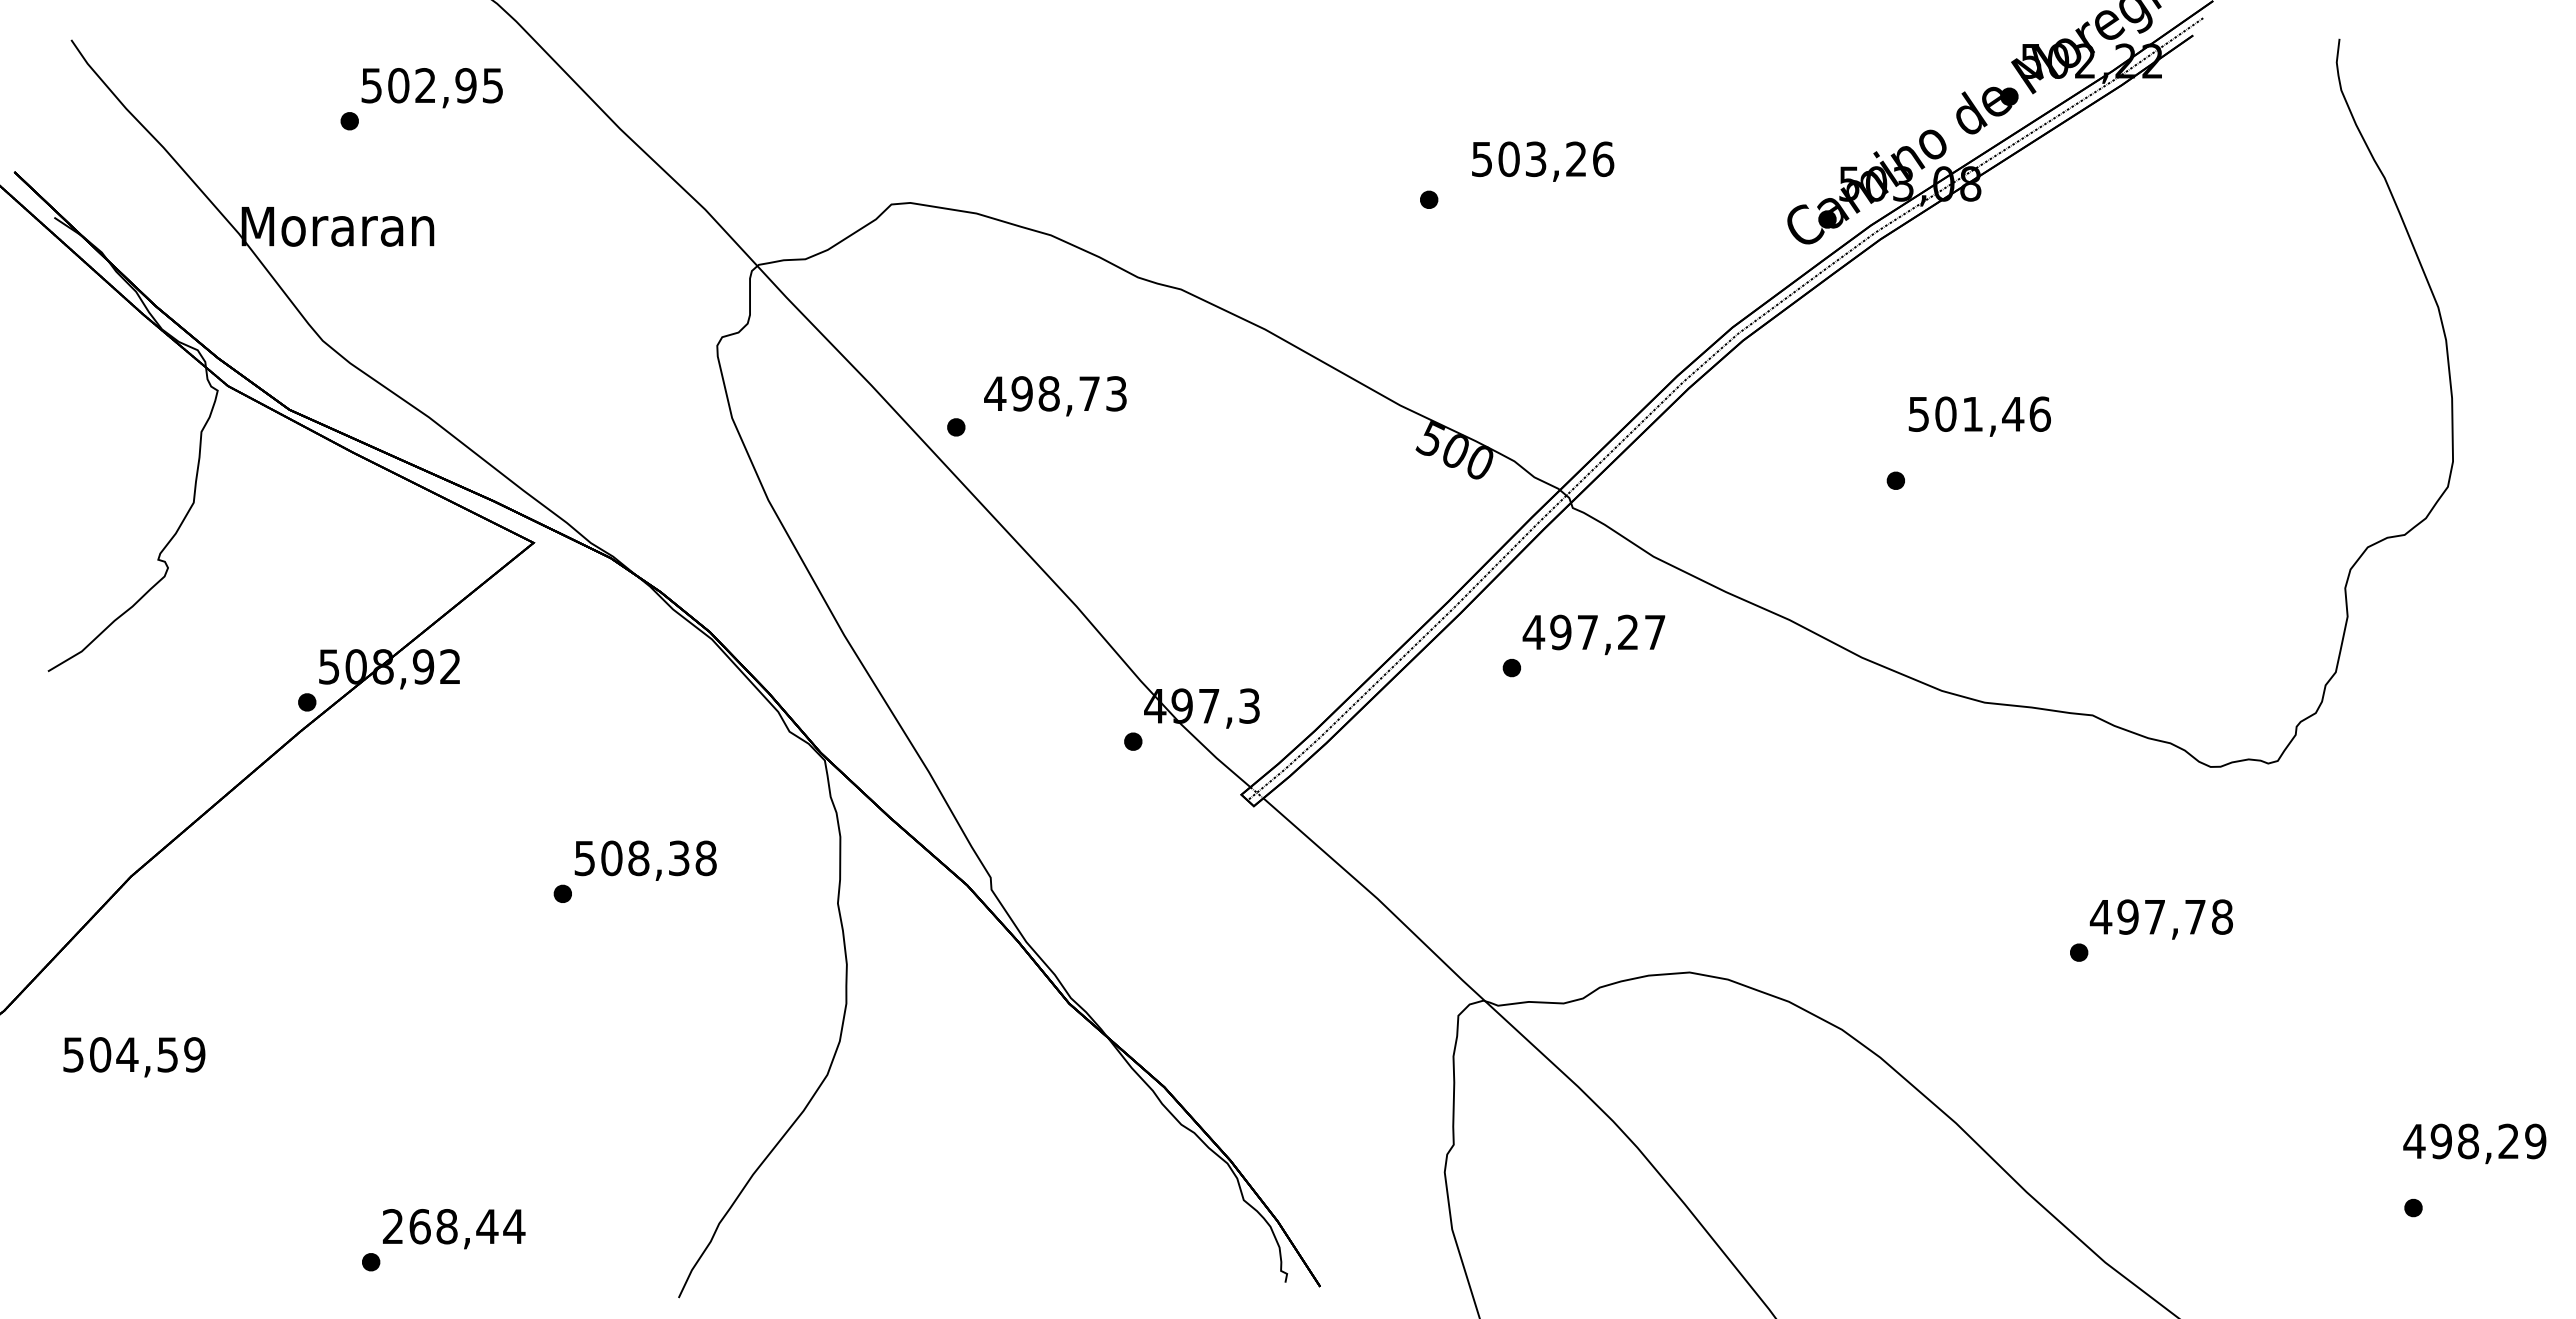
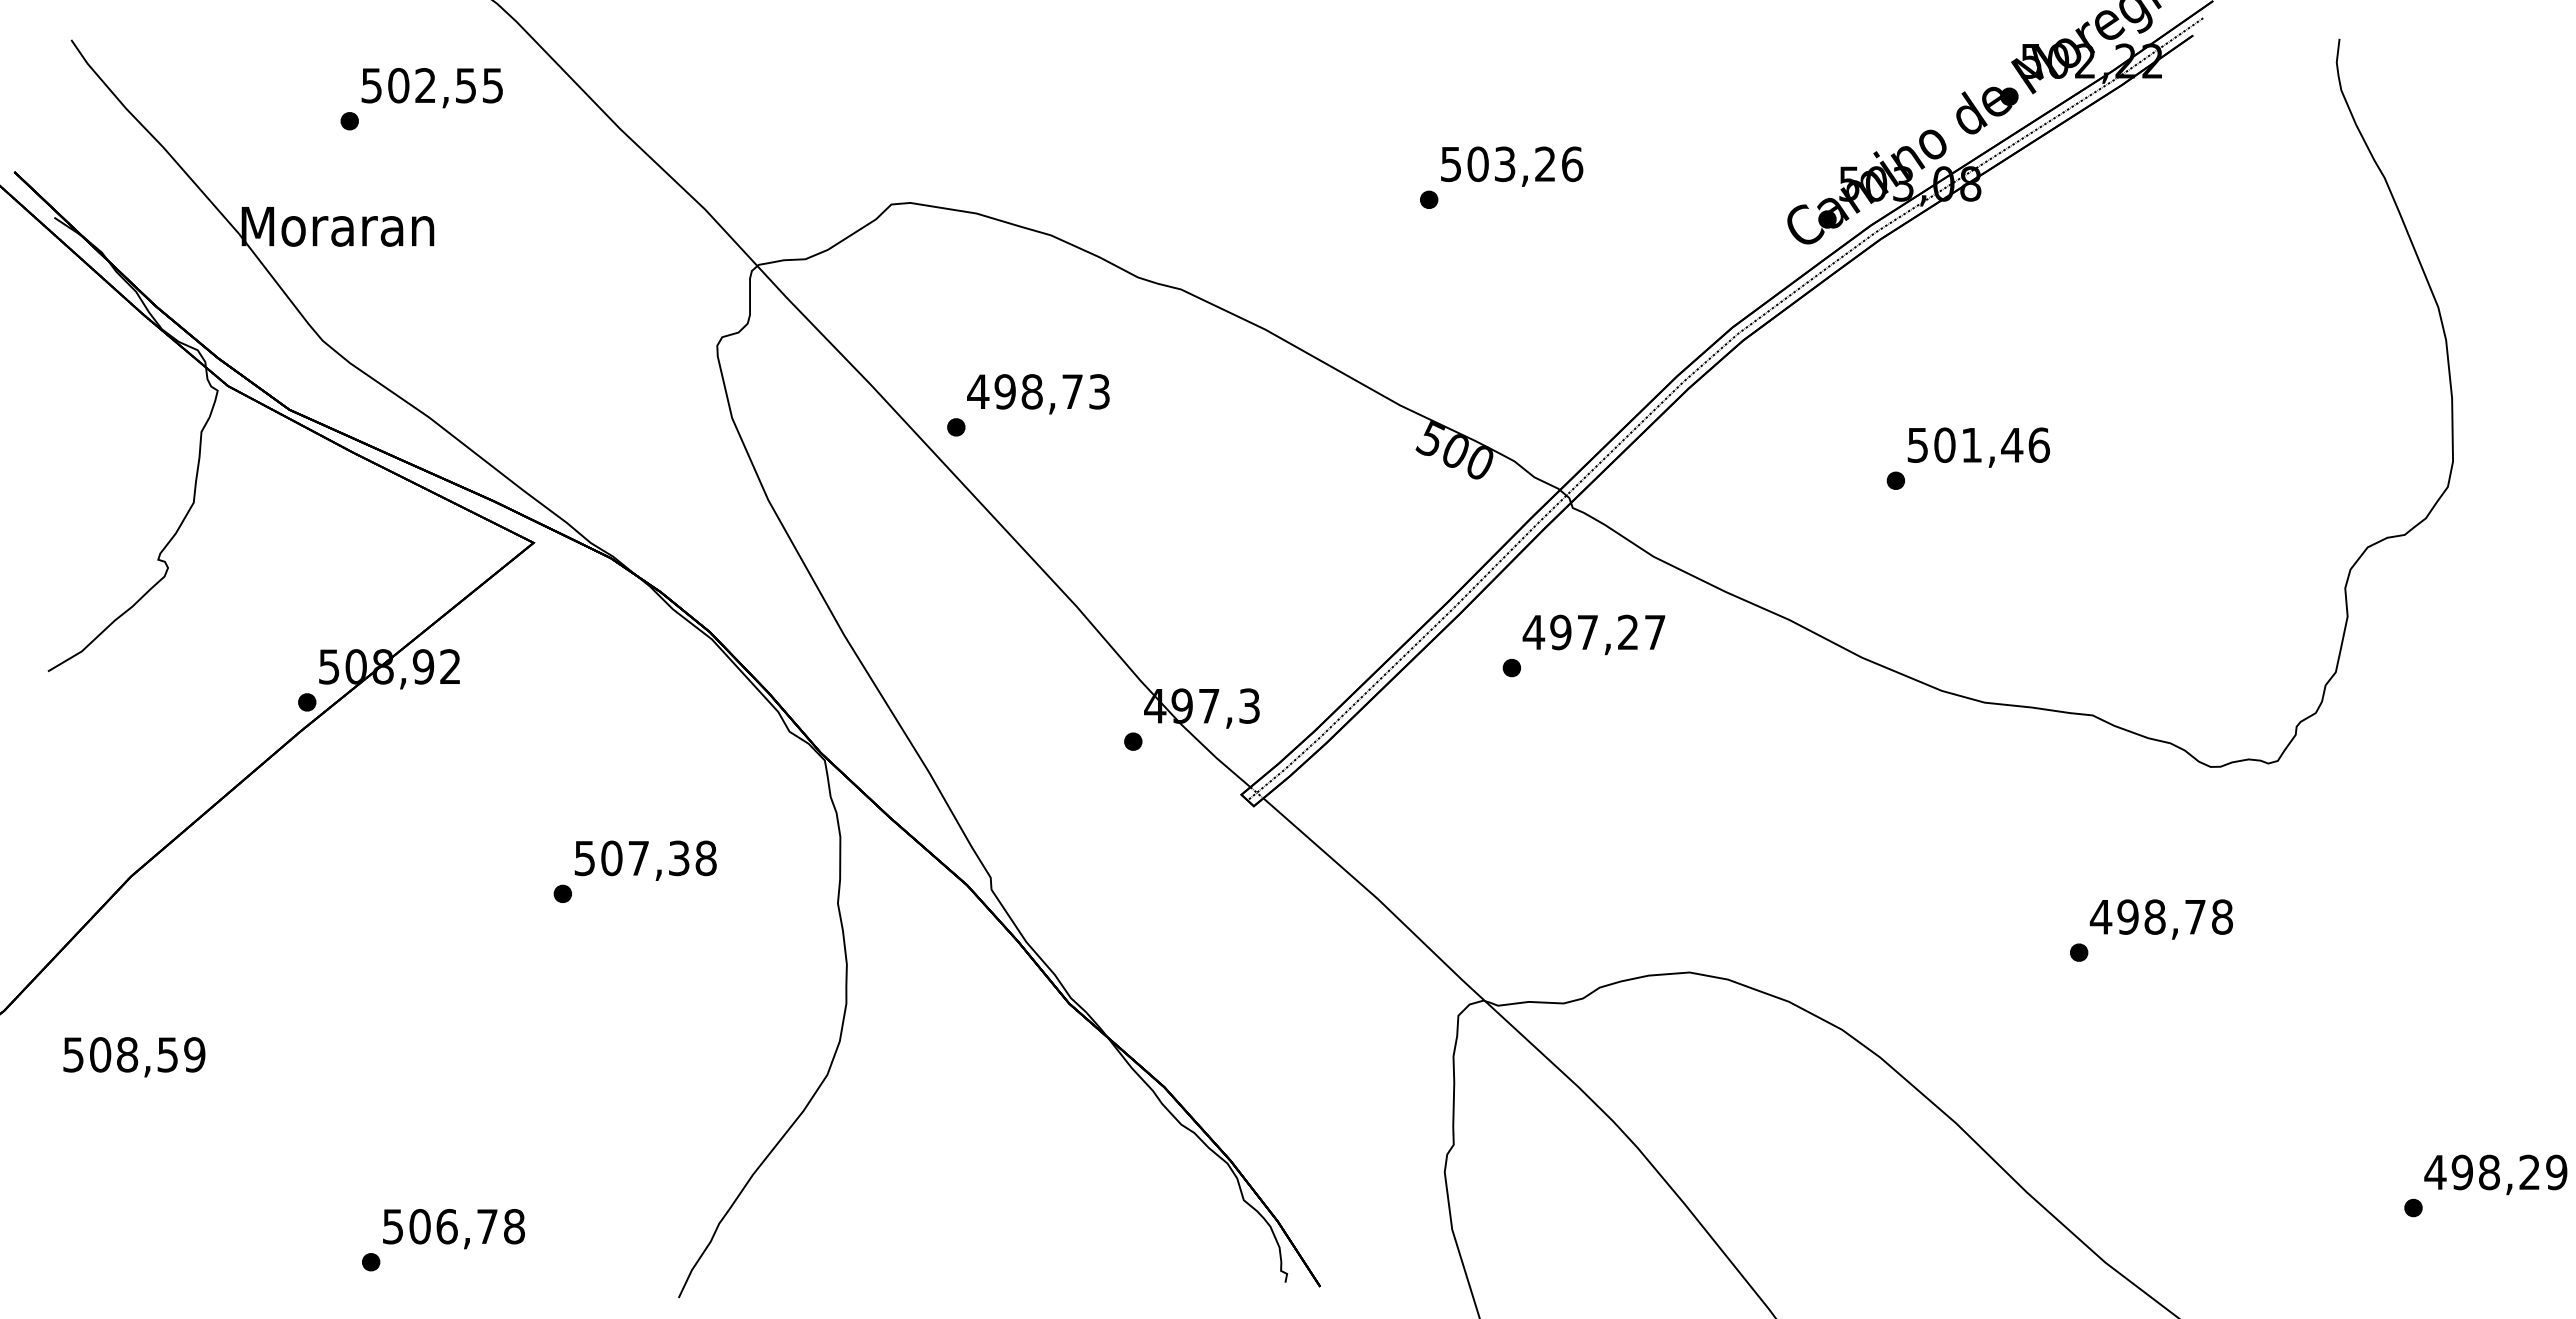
text: 502,95 -> 502,55 (465, 85)
text position: (1543, 161) -> (1512, 166) (1512, 166)
text position: (1055, 396) -> (1038, 394) (1038, 394)
text position: (1979, 416) -> (1978, 447) (1978, 447)
text: 508,38 -> 507,38 (638, 858)
text: 497,78 -> 498,78 (2154, 916)
text: 504,59 -> 508,59 (127, 1054)
text position: (2474, 1143) -> (2495, 1174) (2495, 1174)
text: 268,44 -> 506,78 (453, 1226)
